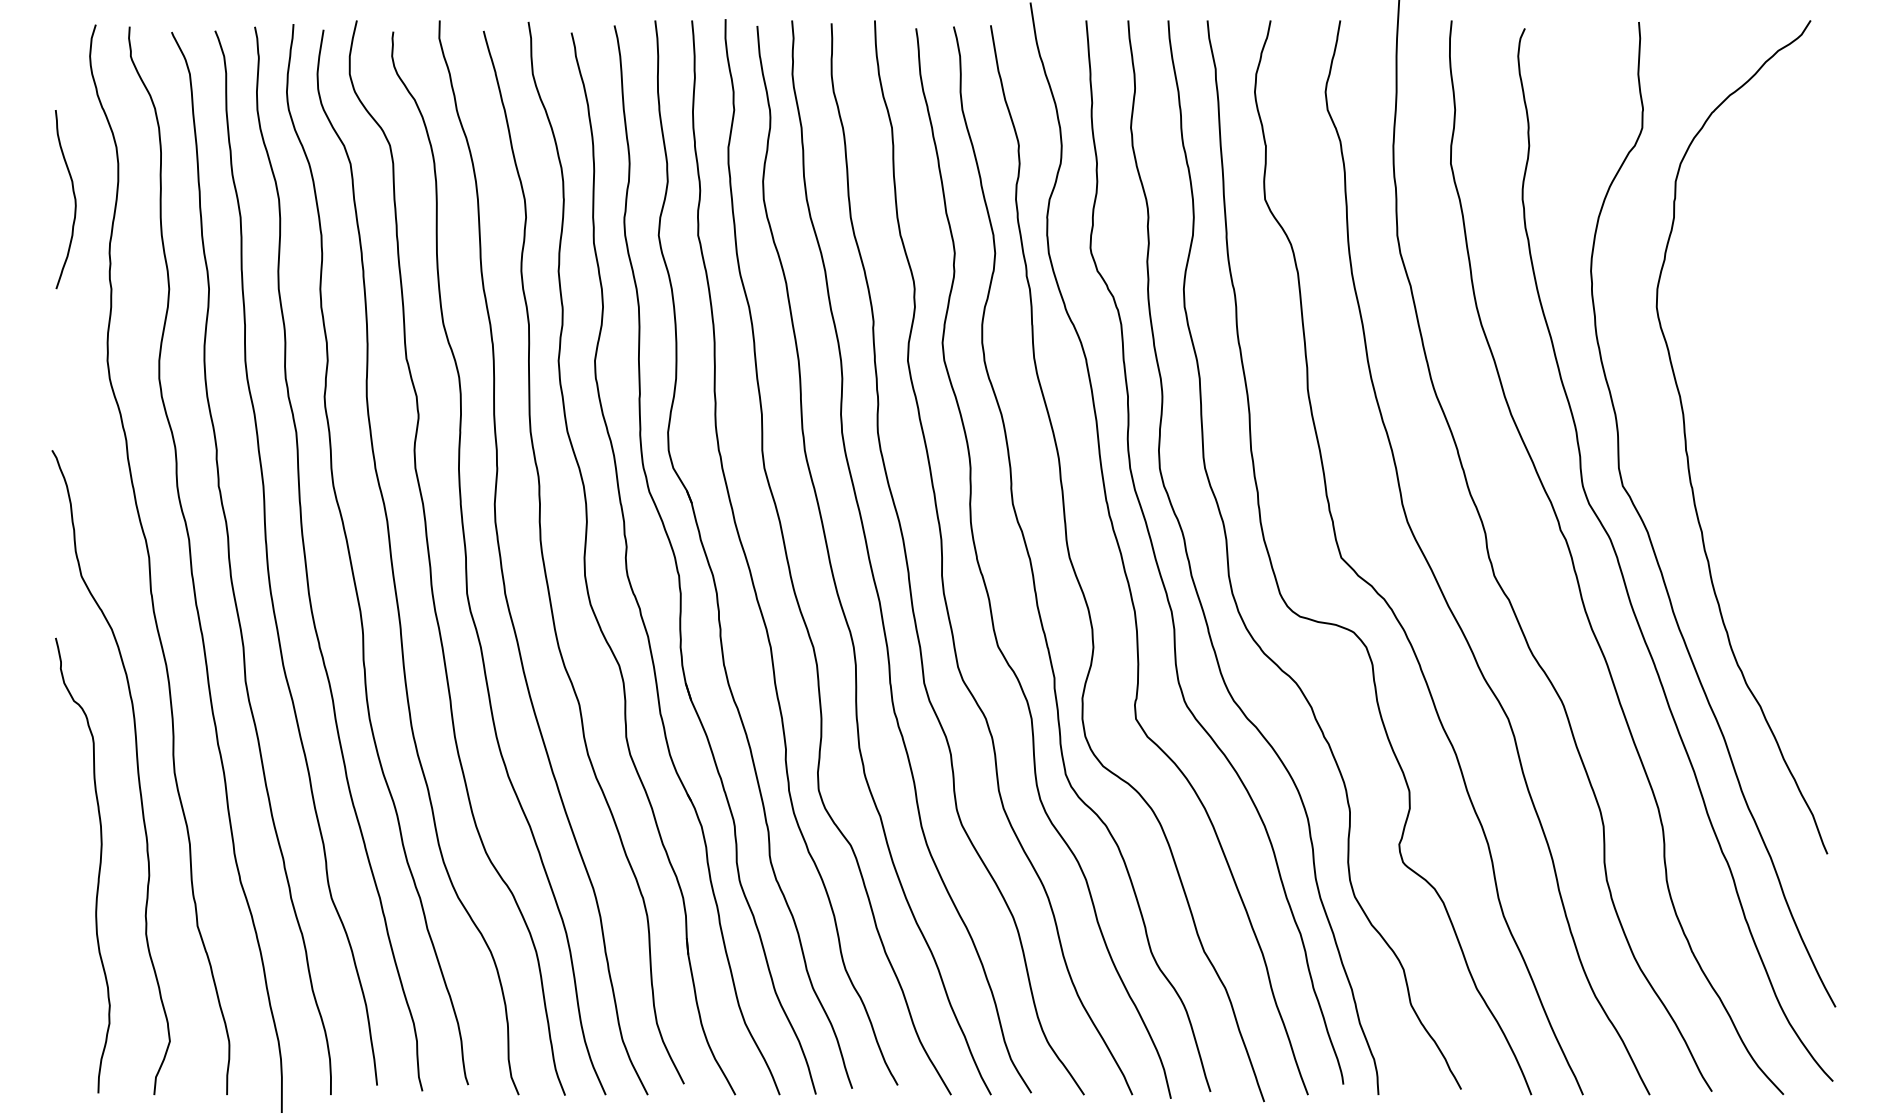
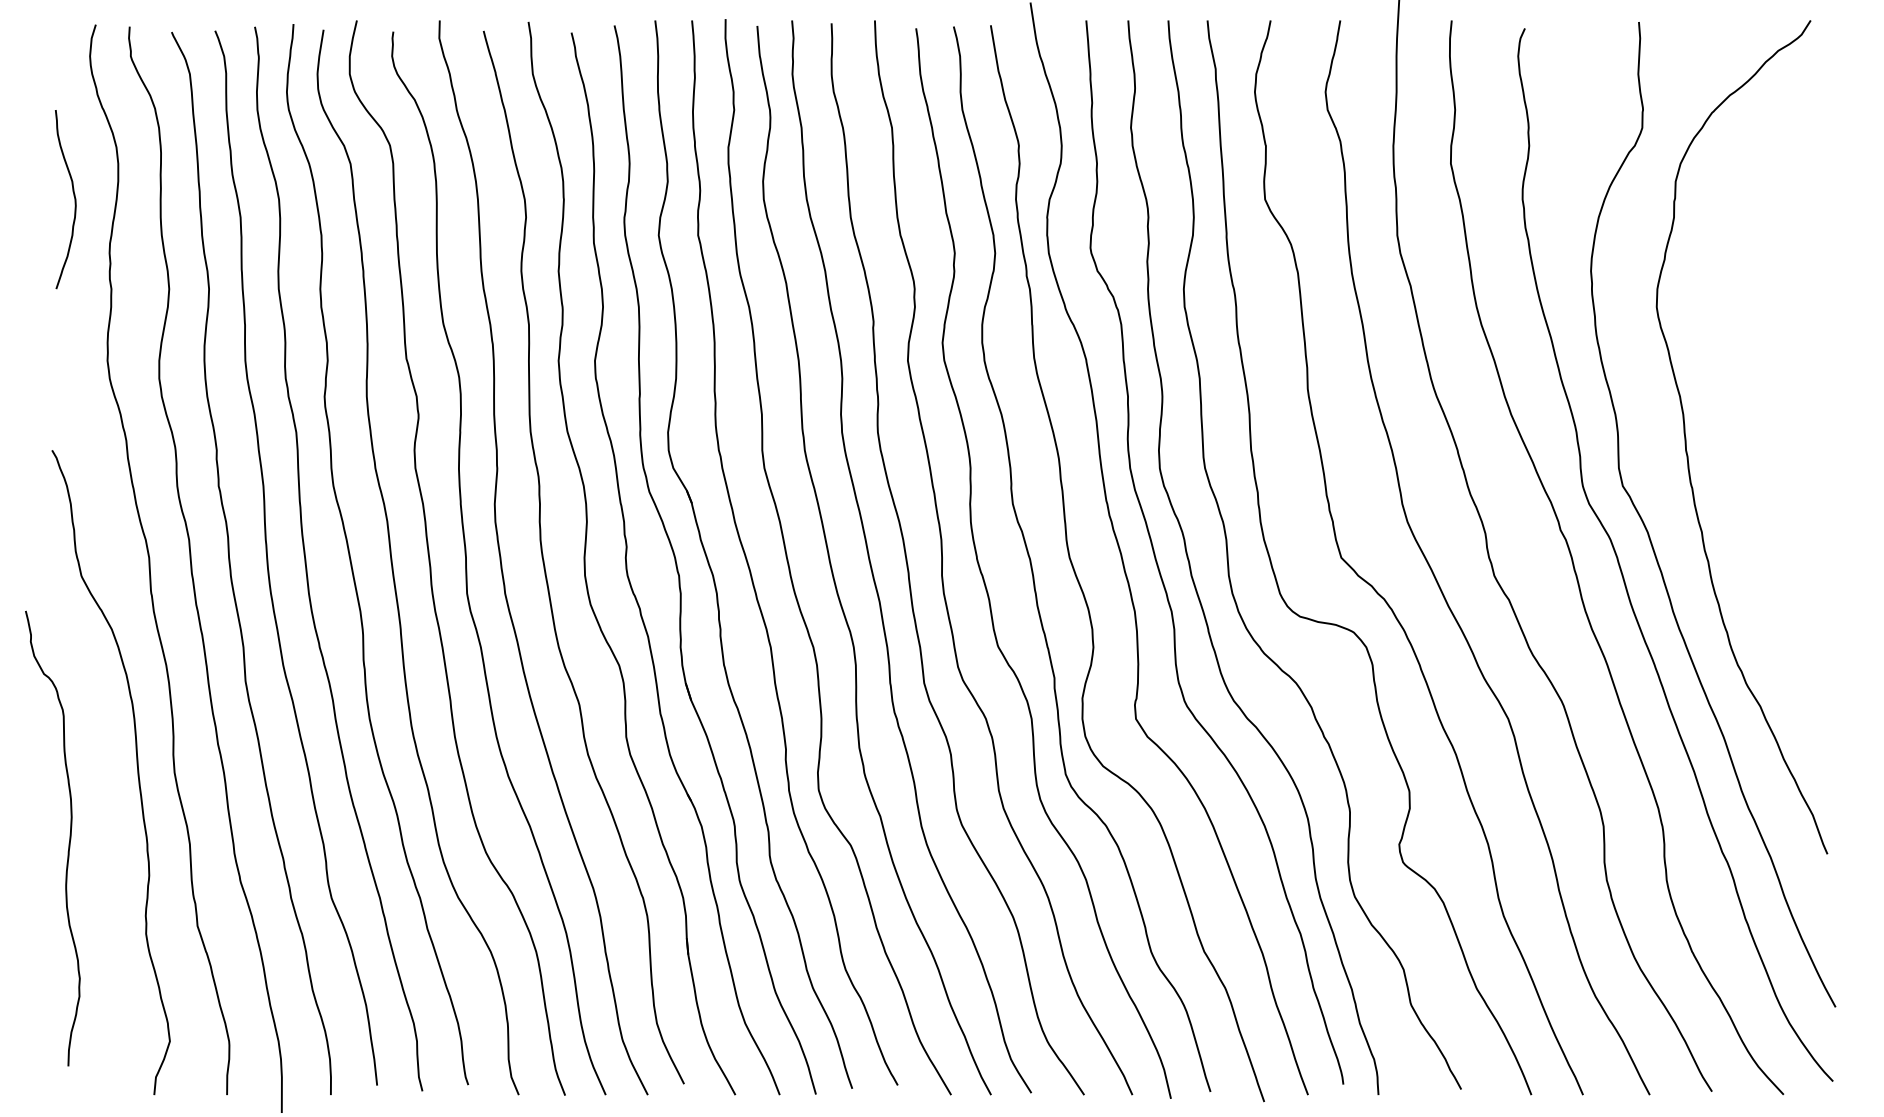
curve position: (98, 870) -> (68, 843) (68, 843)
